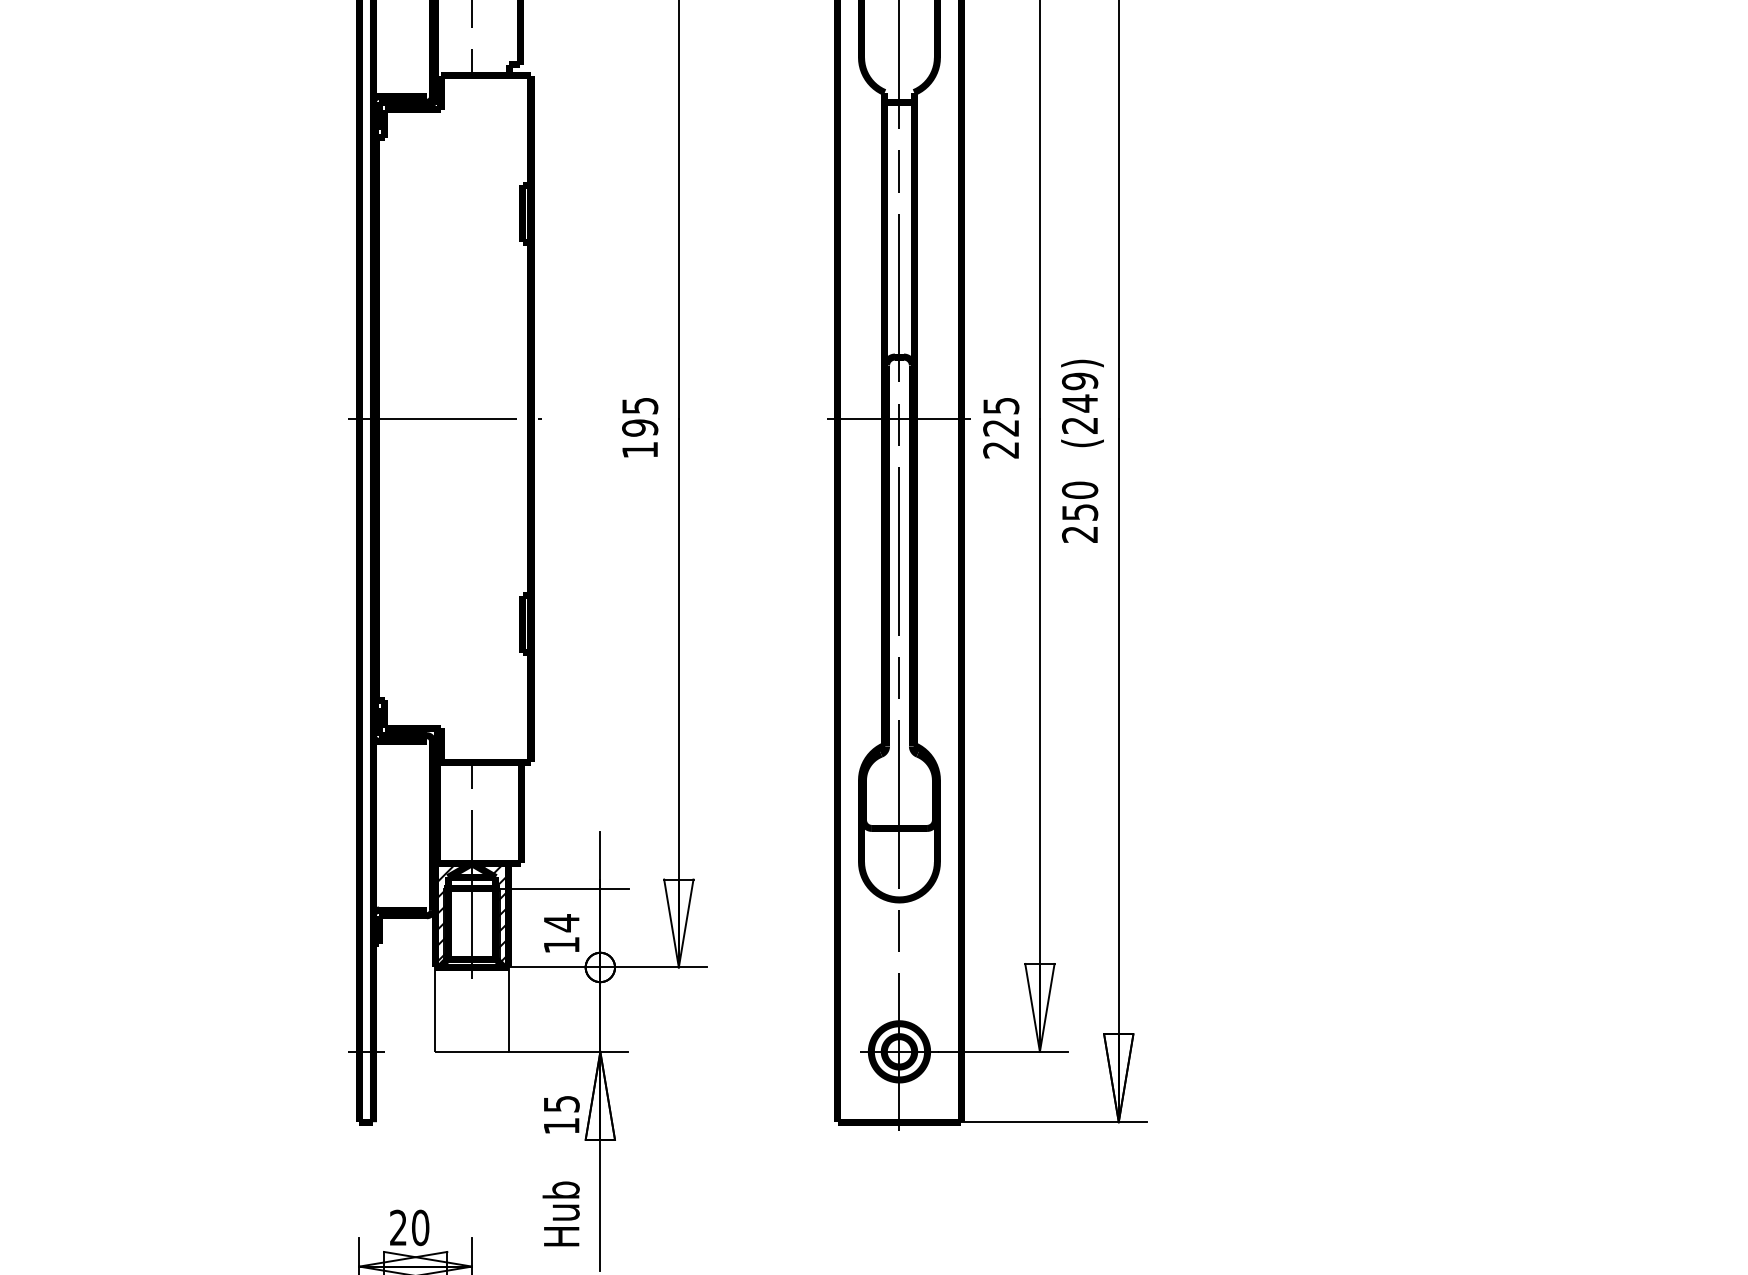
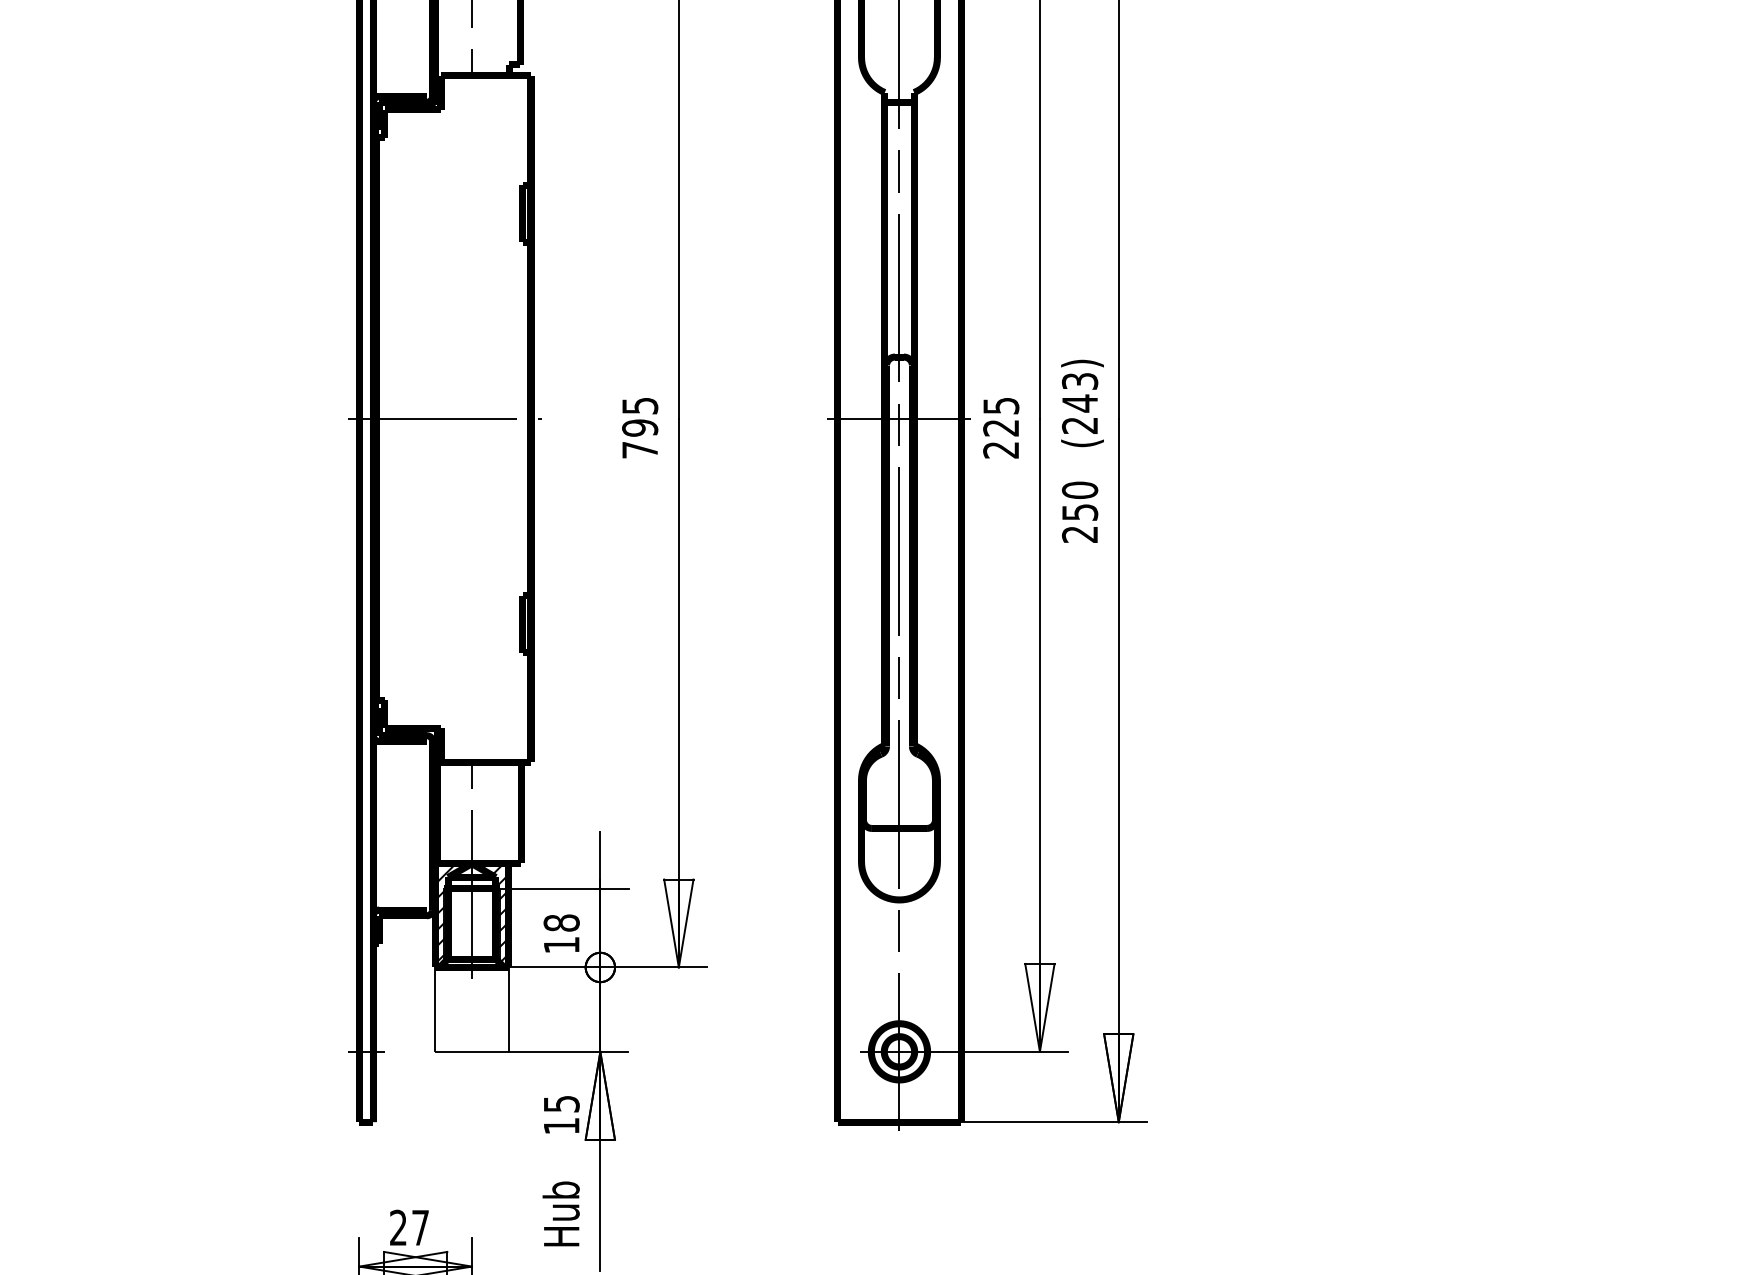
text: (249) -> (243) (1080, 381)
text: 195 -> 795 (639, 450)
text: 14 -> 18 (561, 923)
text: 20 -> 27 (420, 1227)
